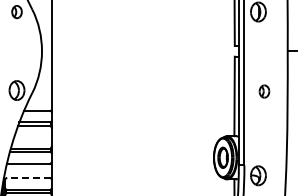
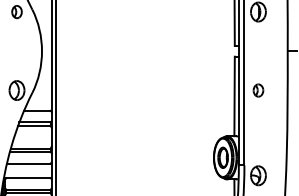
part position: (264, 91) -> (258, 90) (258, 90)
line: none -> present (56, 97)
line: dashed -> solid (28, 178)
